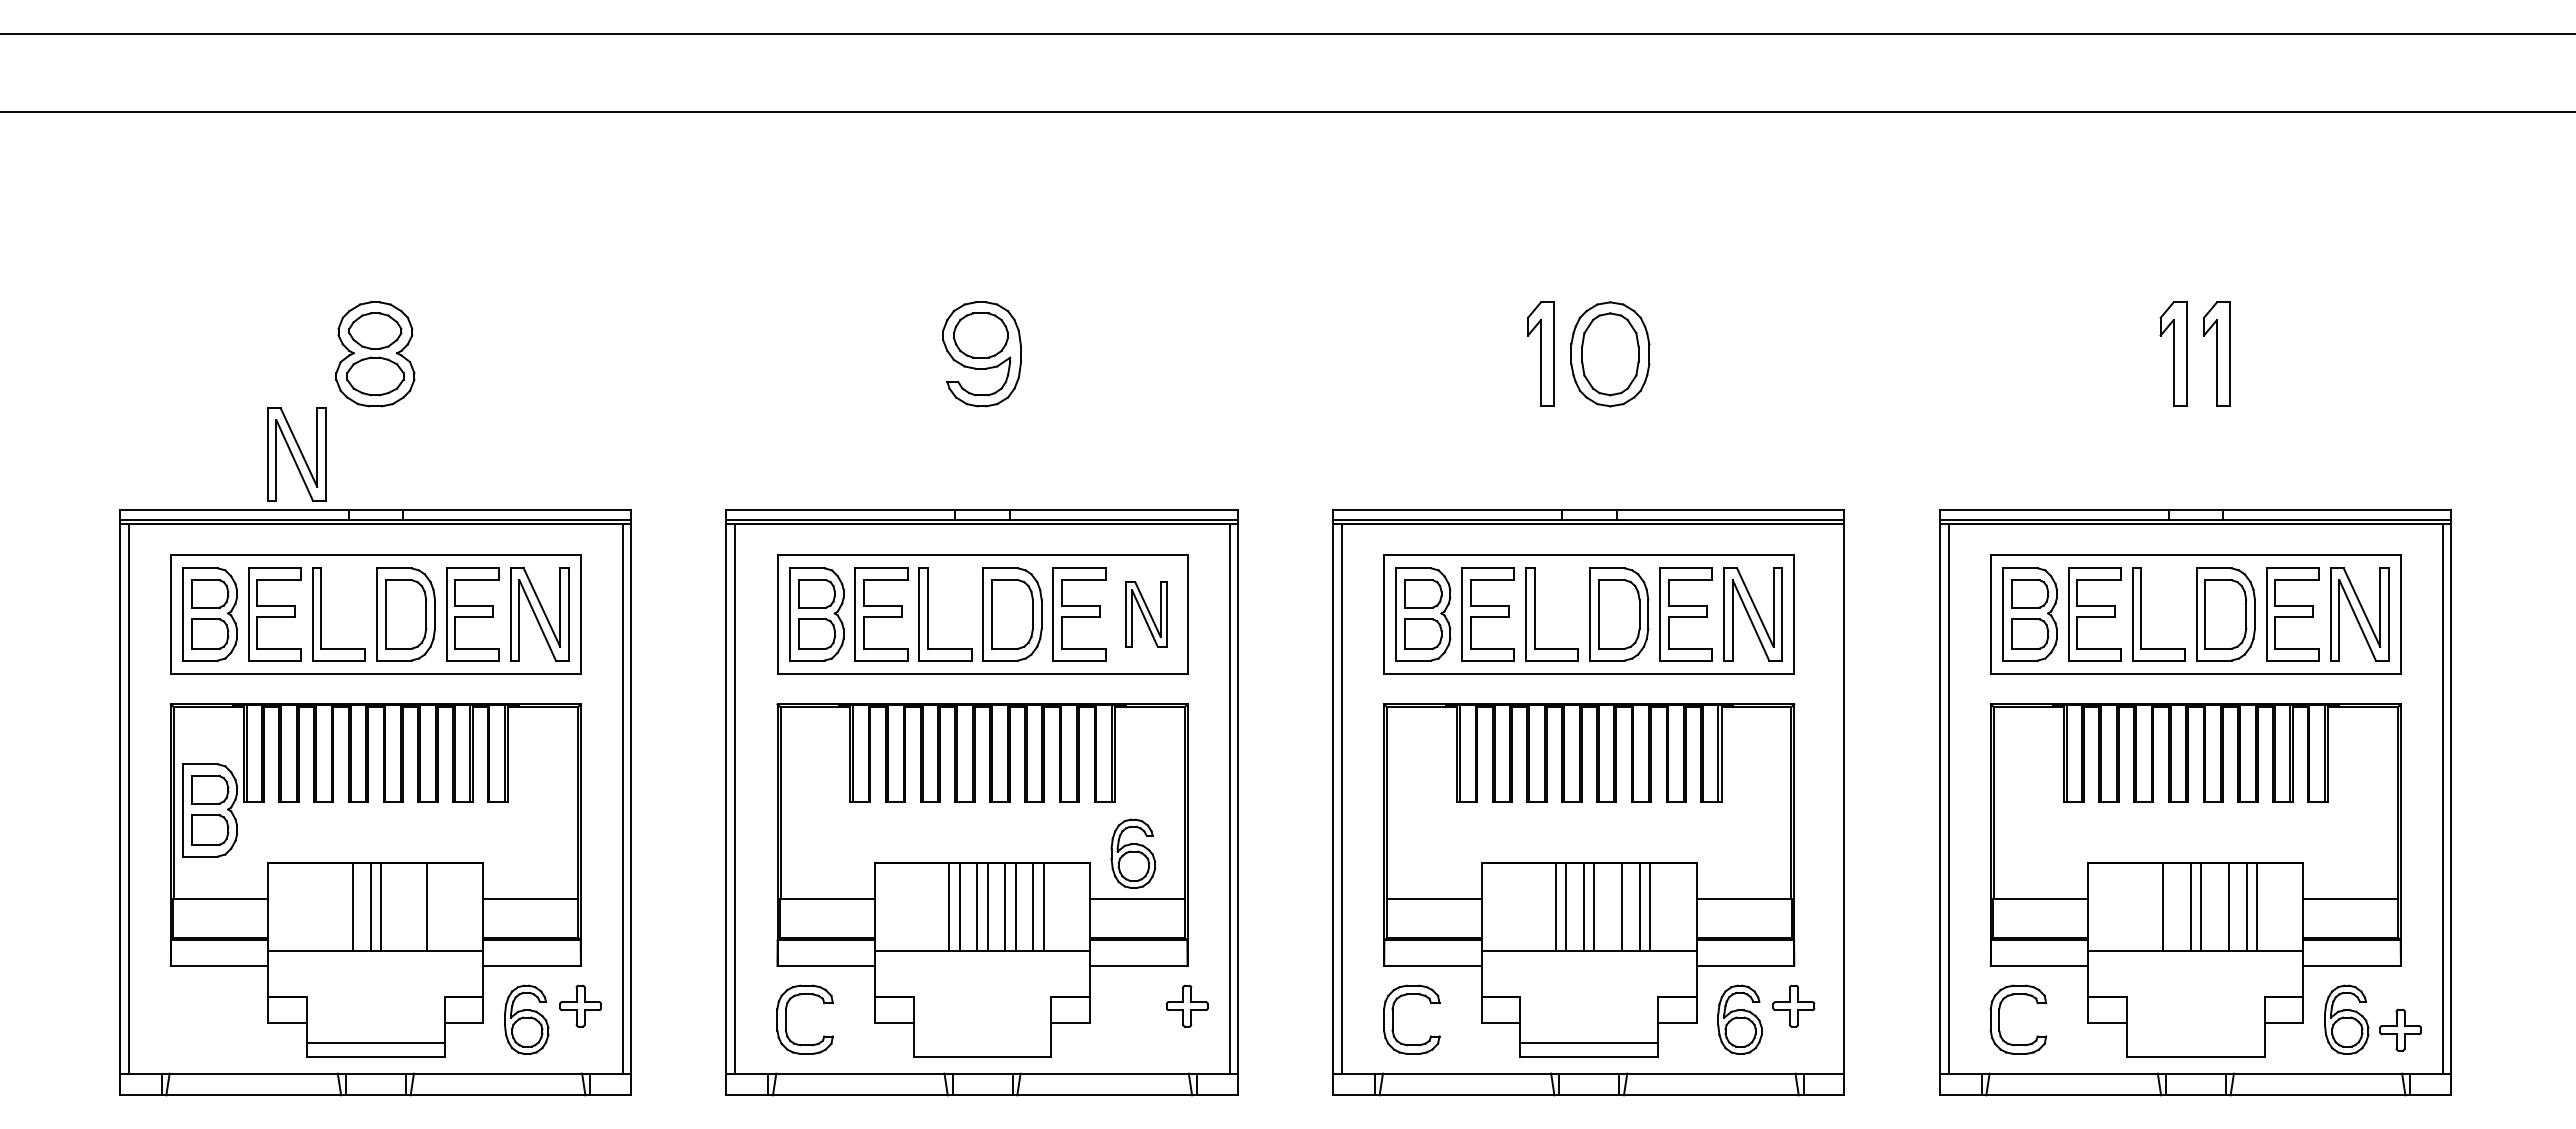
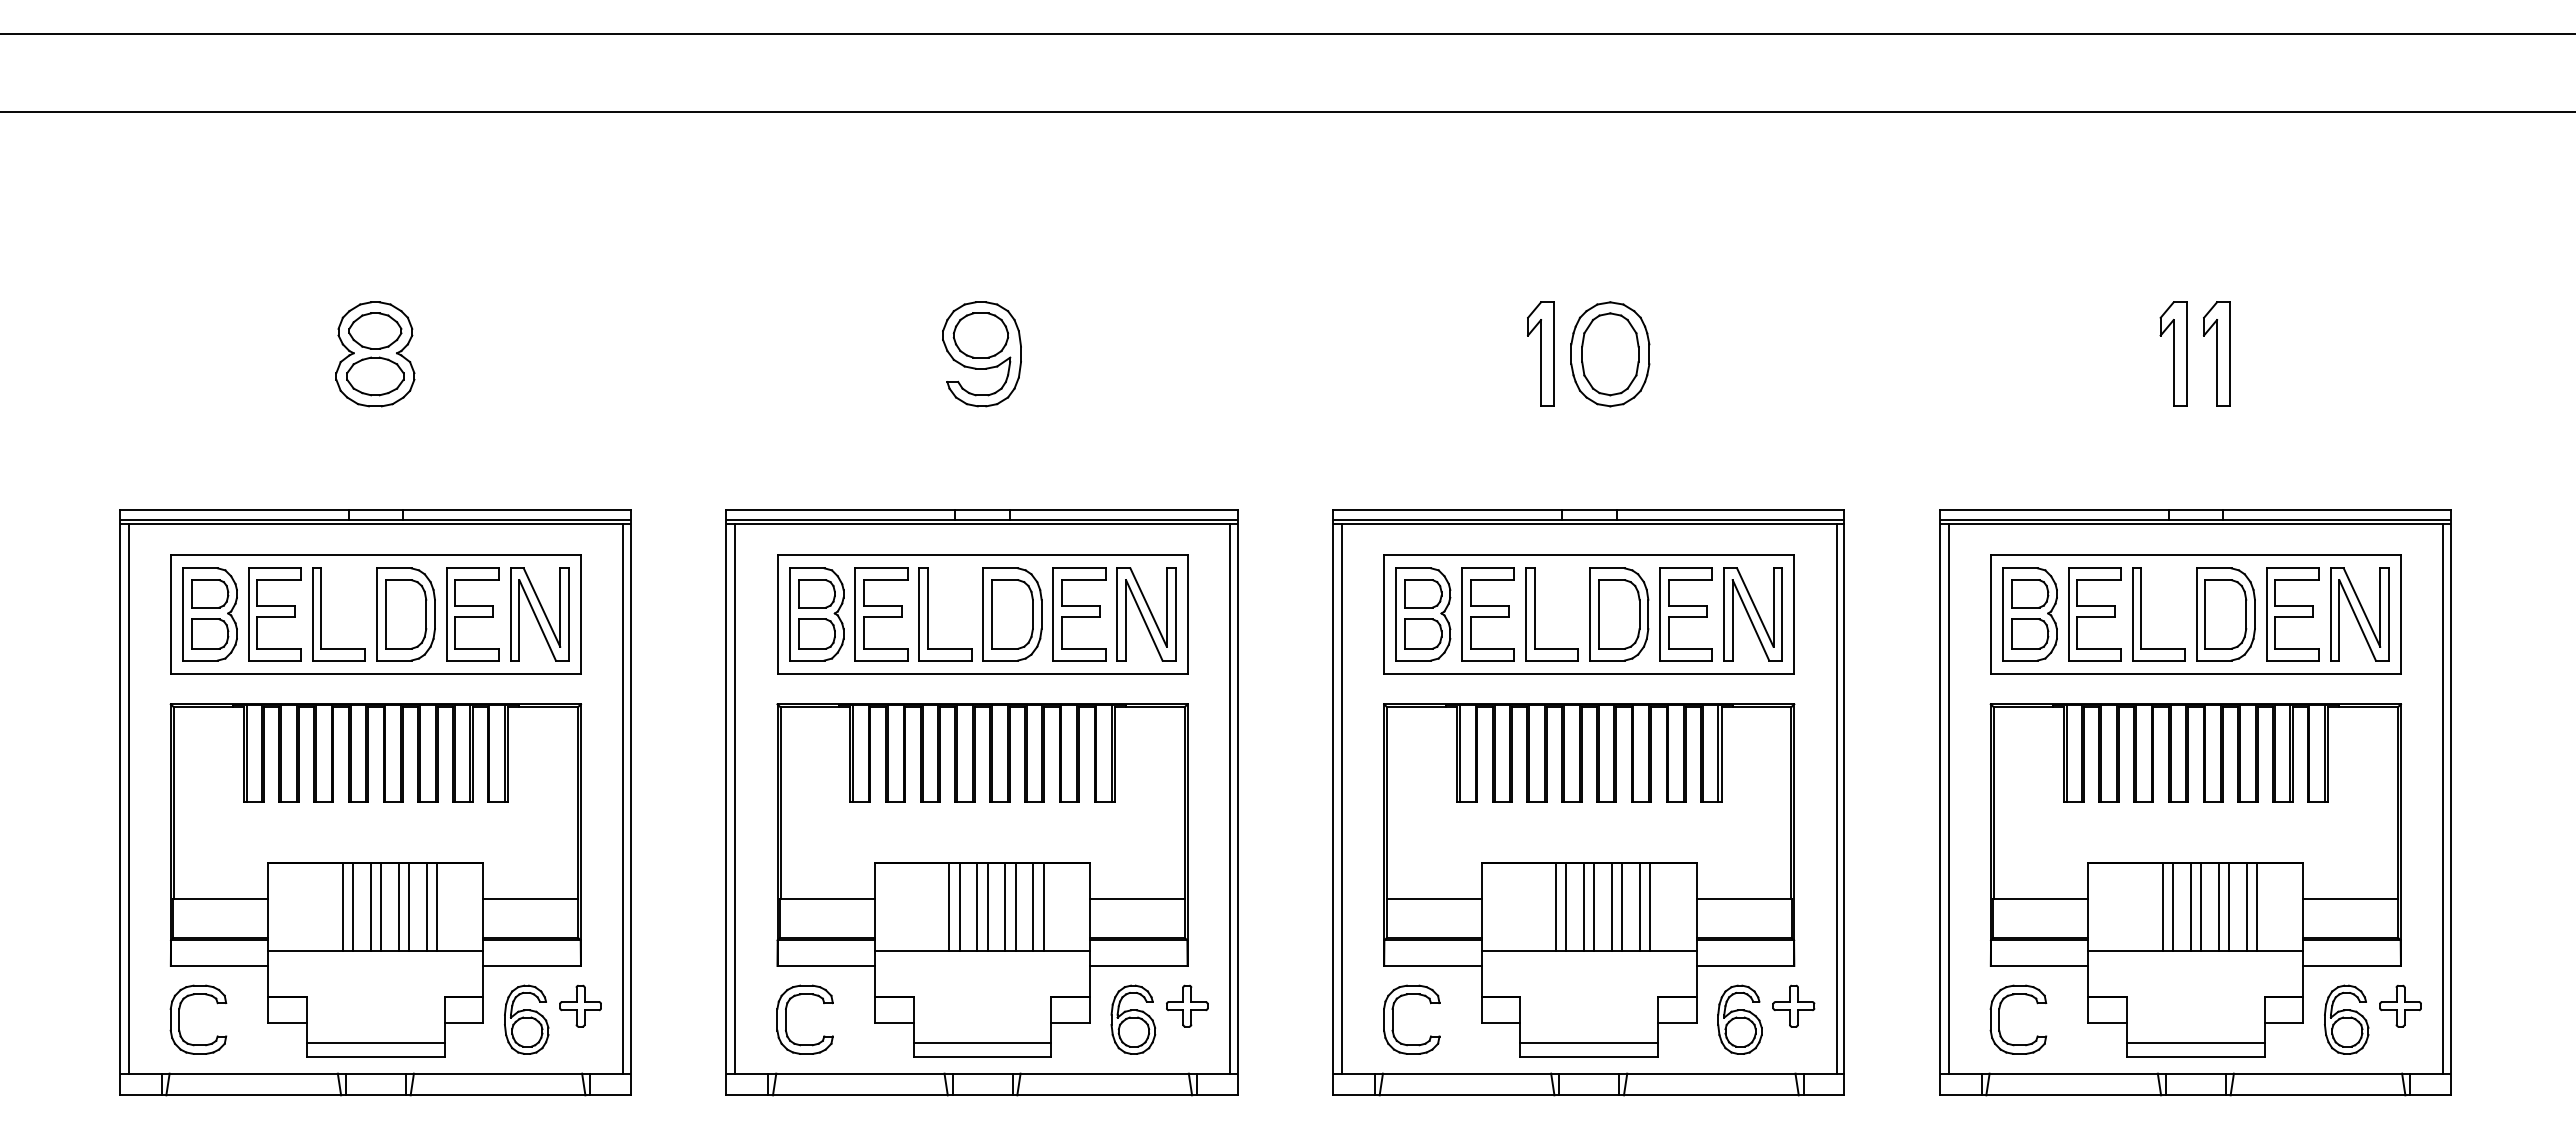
part: present -> none (296, 454)
part size: 43x67 px -> 61x95 px (1146, 614)
line: none -> present (1836, 798)
part: present -> none (209, 810)
part position: (1133, 853) -> (1133, 1019) (1133, 1019)
line: none -> present (342, 906)
line: none -> present (398, 906)
line: none -> present (409, 906)
line: none -> present (436, 906)
line: none -> present (1612, 906)
line: none -> present (2173, 906)
line: none -> present (2218, 906)
part: none -> present (179, 1019)
part position: (2400, 1029) -> (2400, 1005) (2400, 1005)
line: none -> present (982, 1042)
line: none -> present (2195, 1042)
